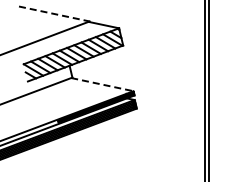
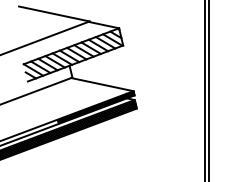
line: dashed -> solid (54, 14)
line: dashed -> solid (102, 84)
